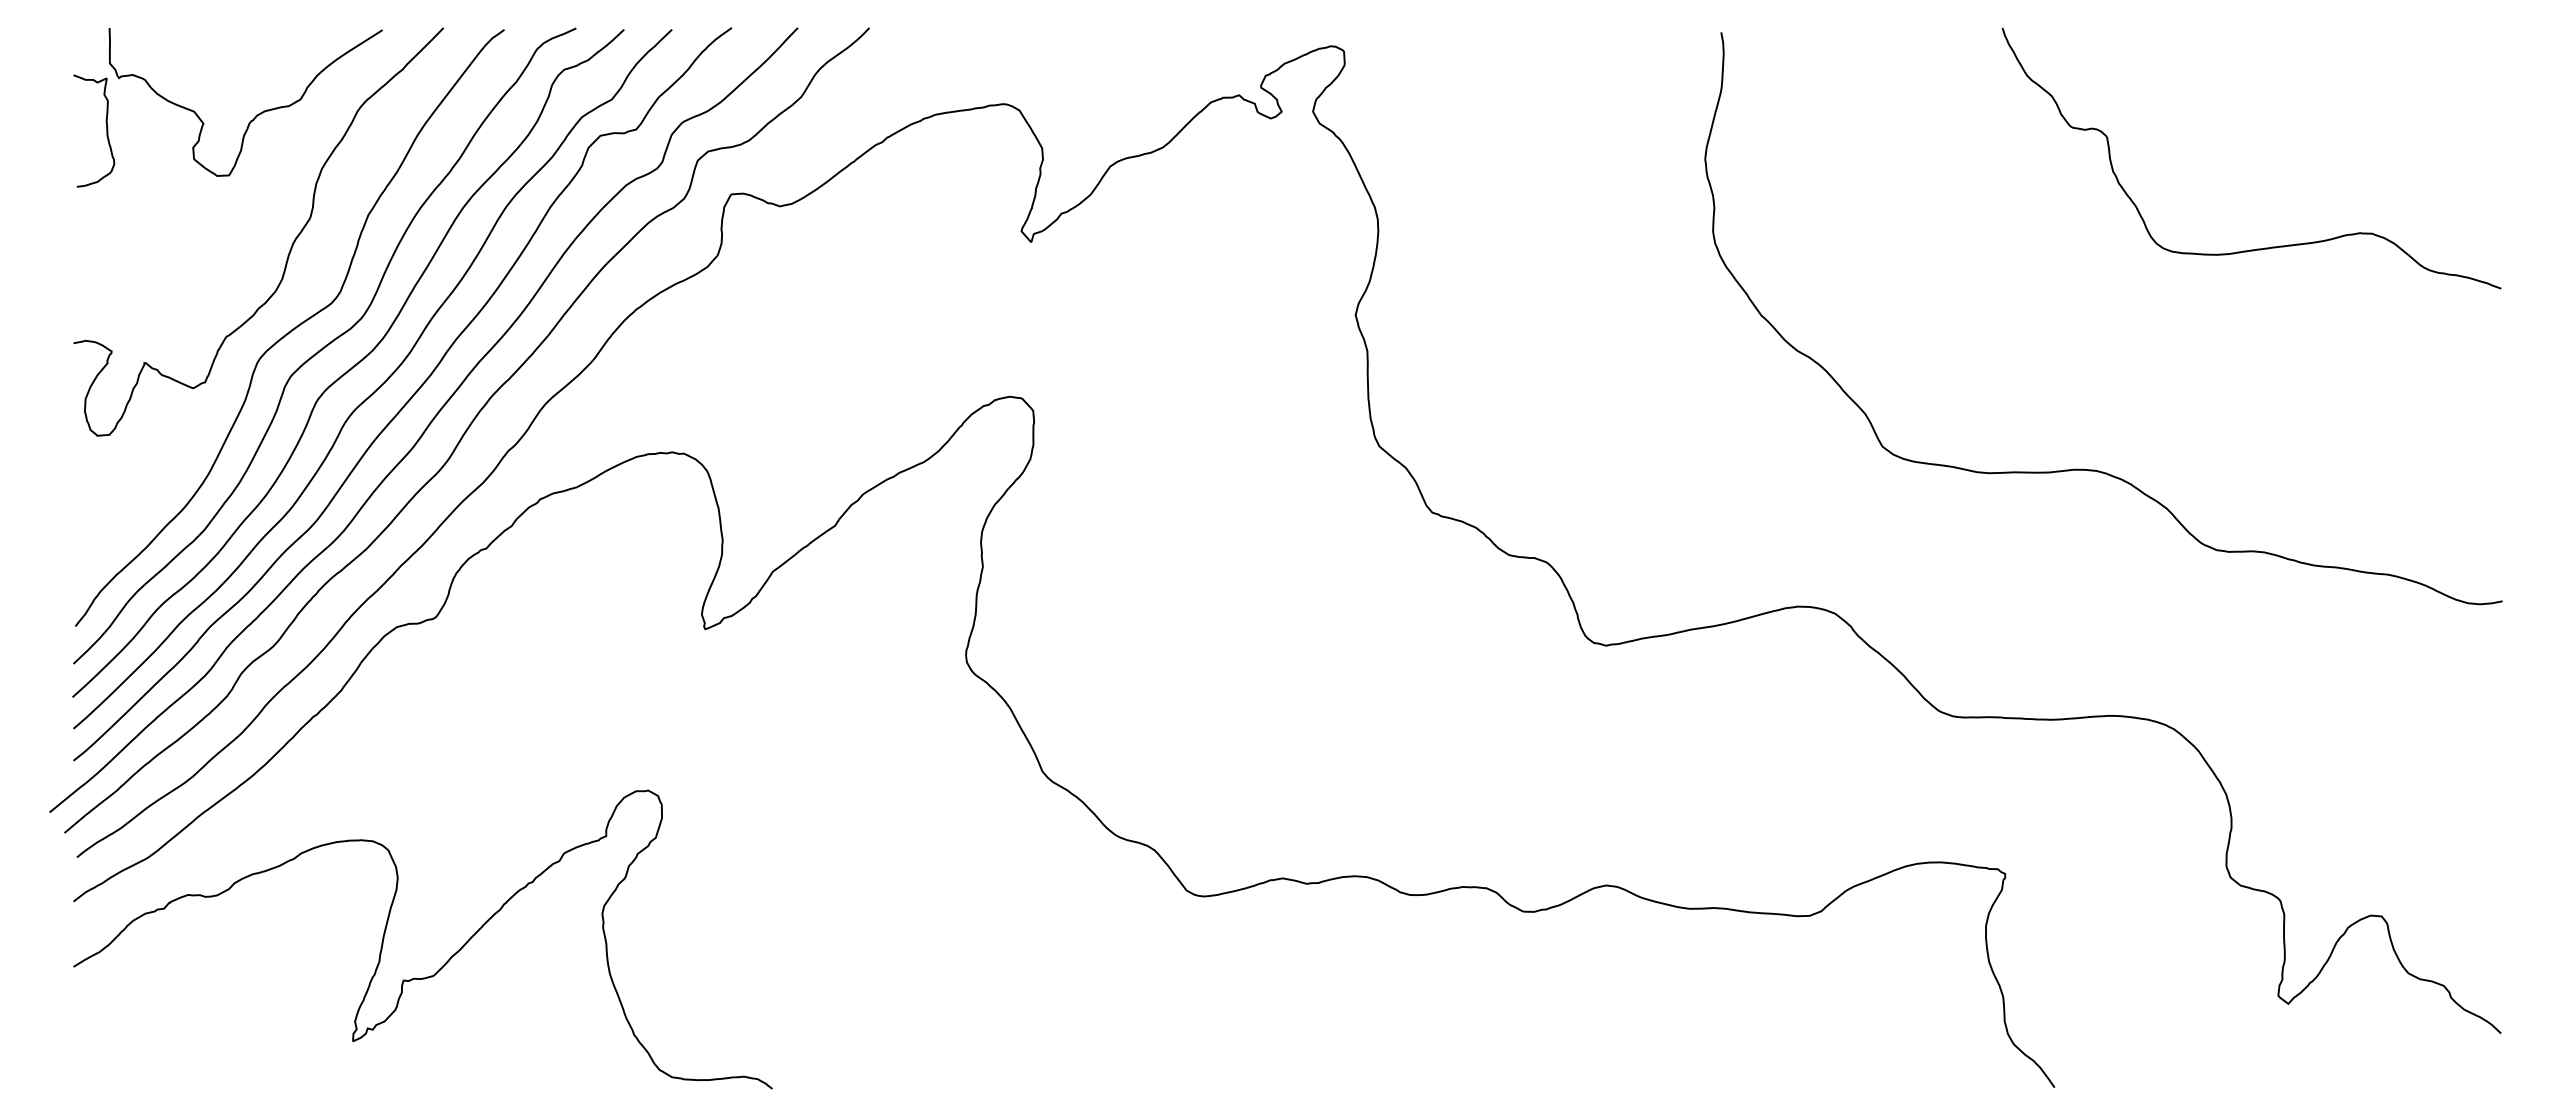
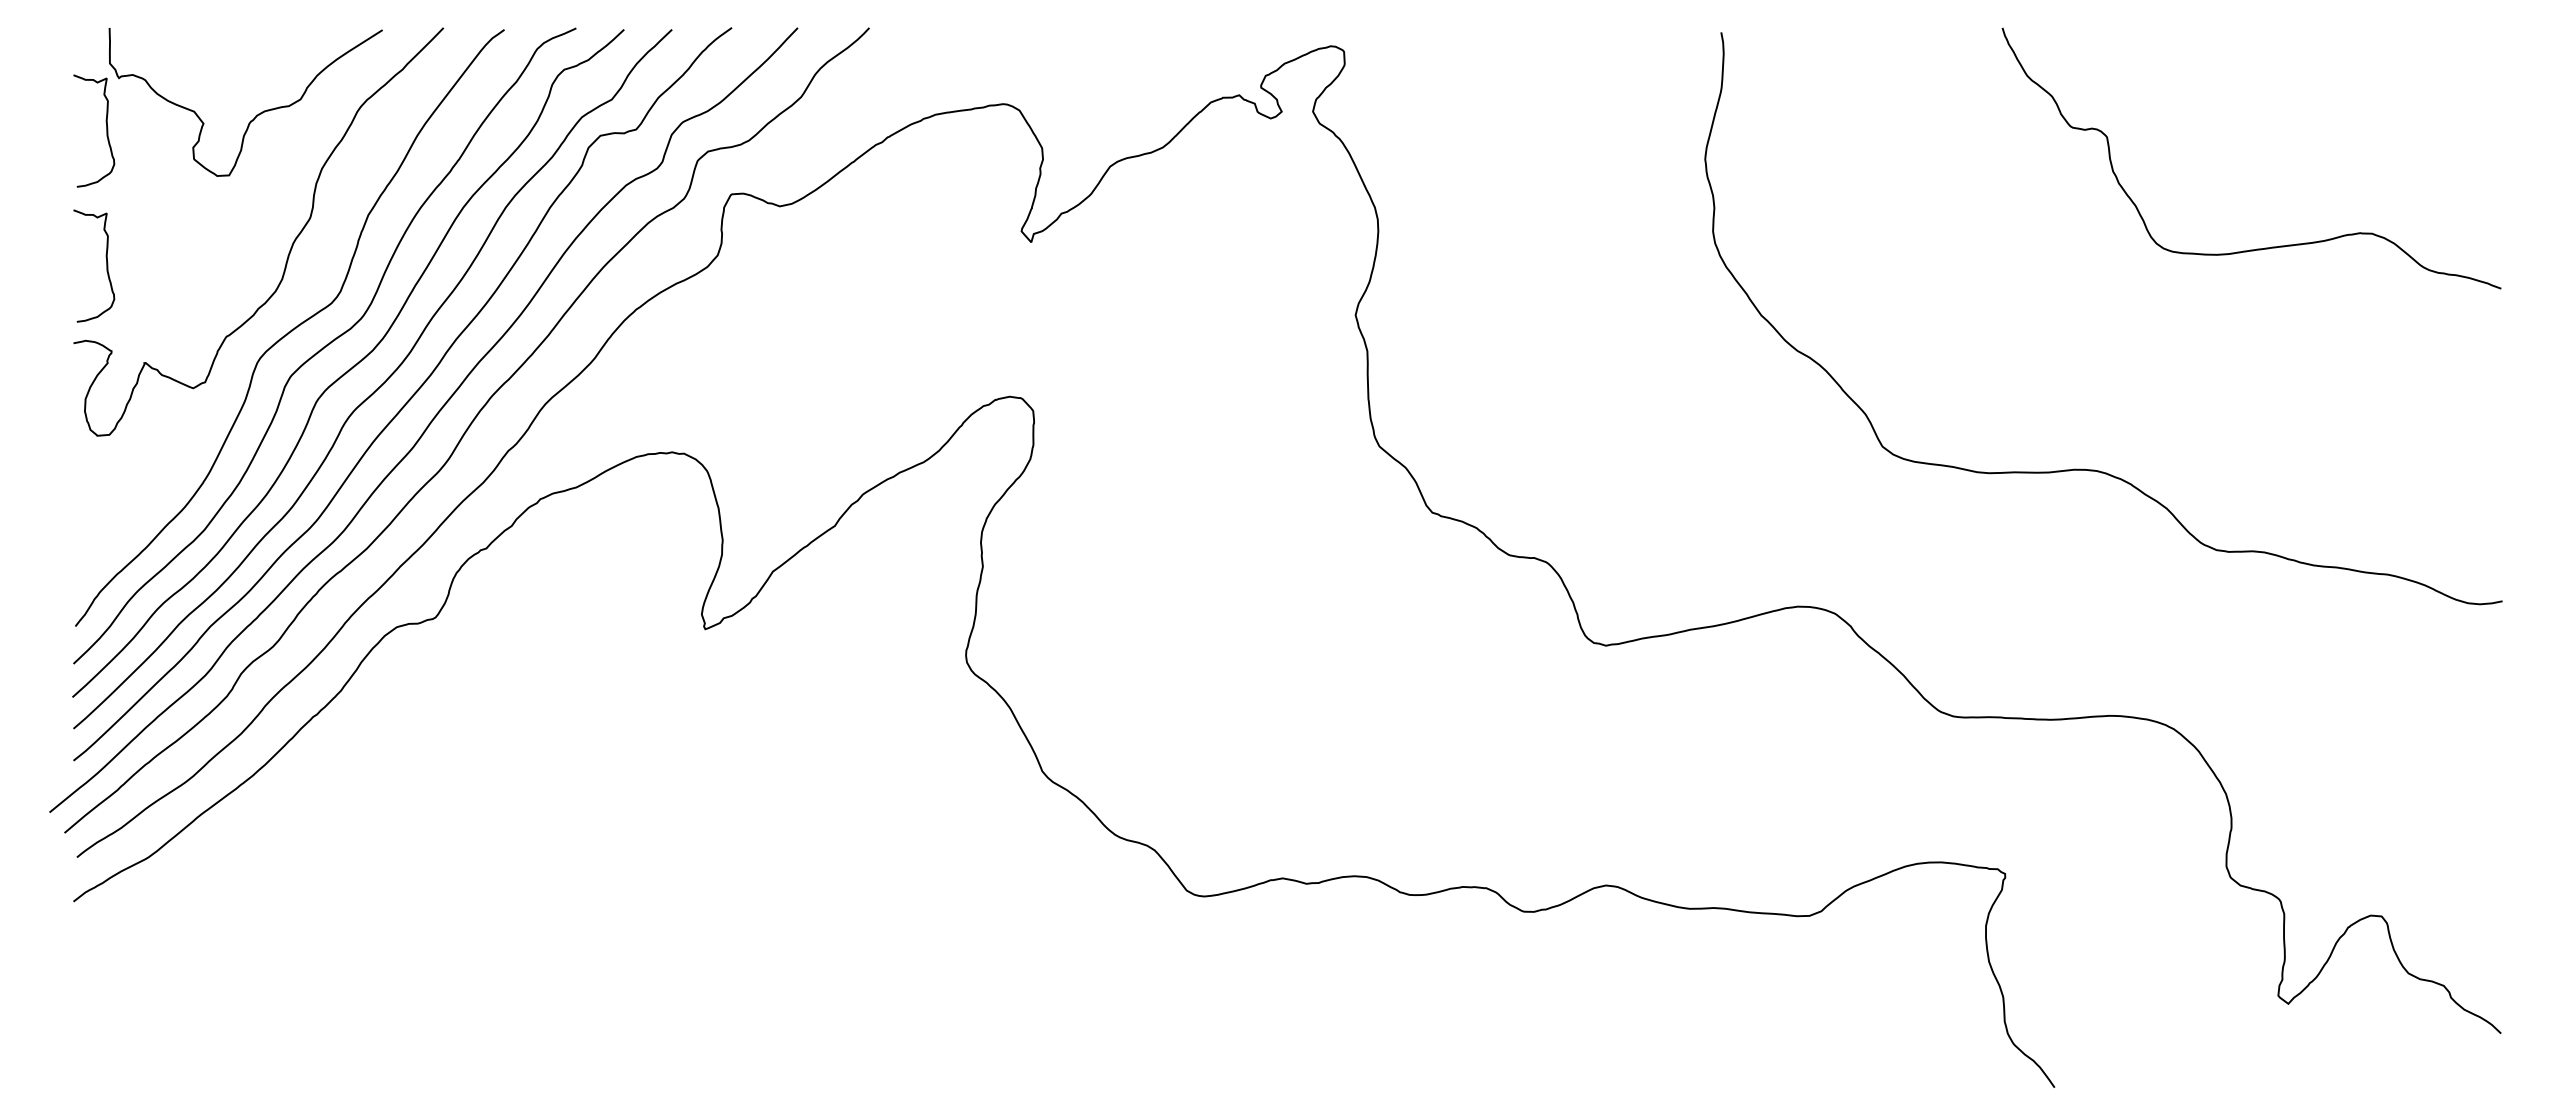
curve: none -> present (106, 265)
curve: present -> none (445, 962)
